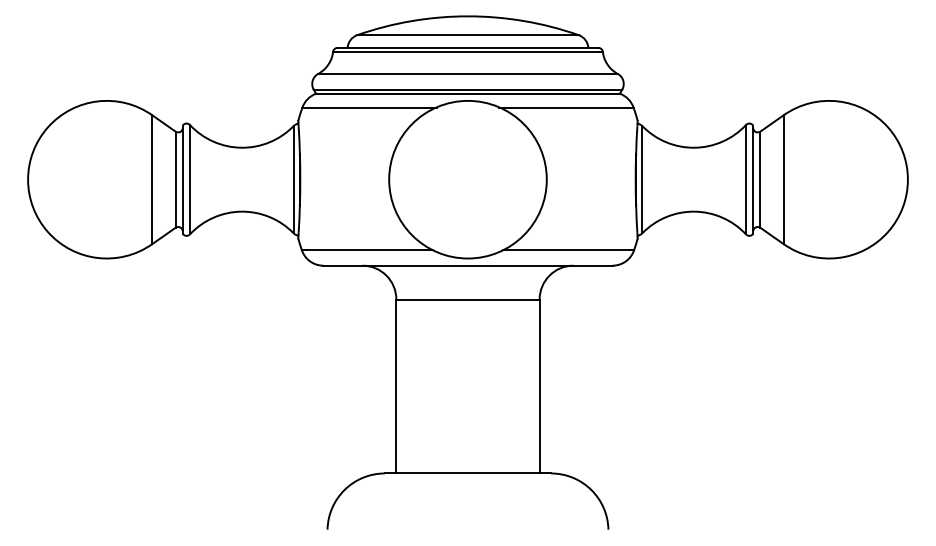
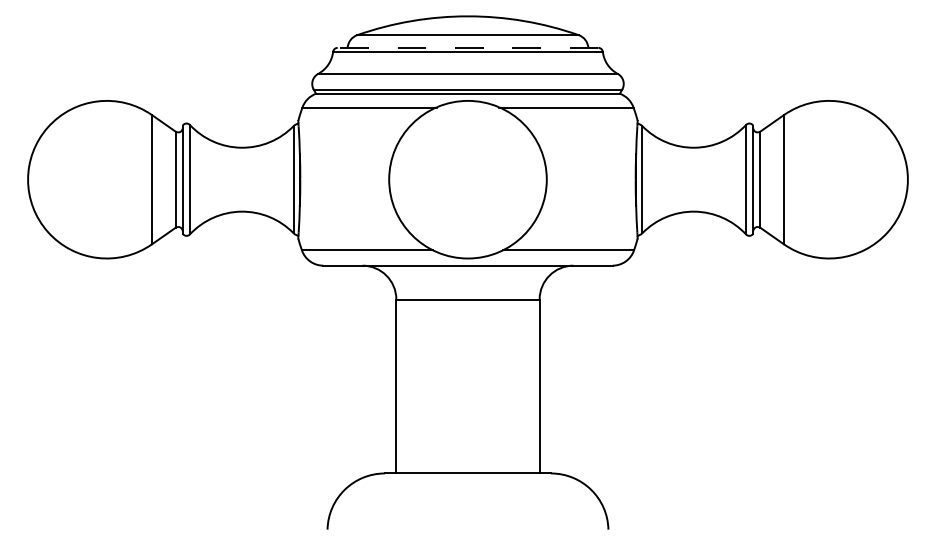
line: solid -> dashed (467, 47)
